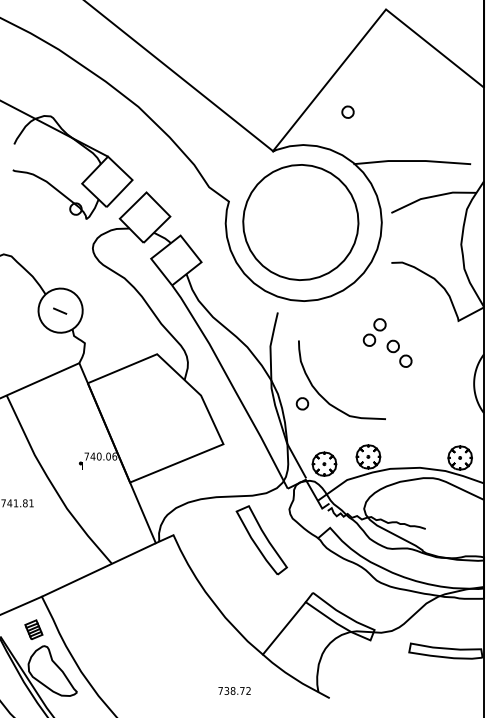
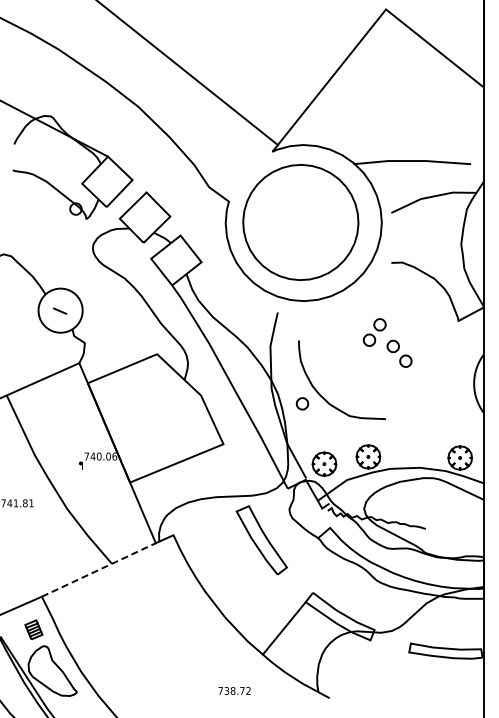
line position: (179, 76) -> (188, 73) (188, 73)
part: present -> none (347, 111)
line: solid -> dashed (98, 569)
